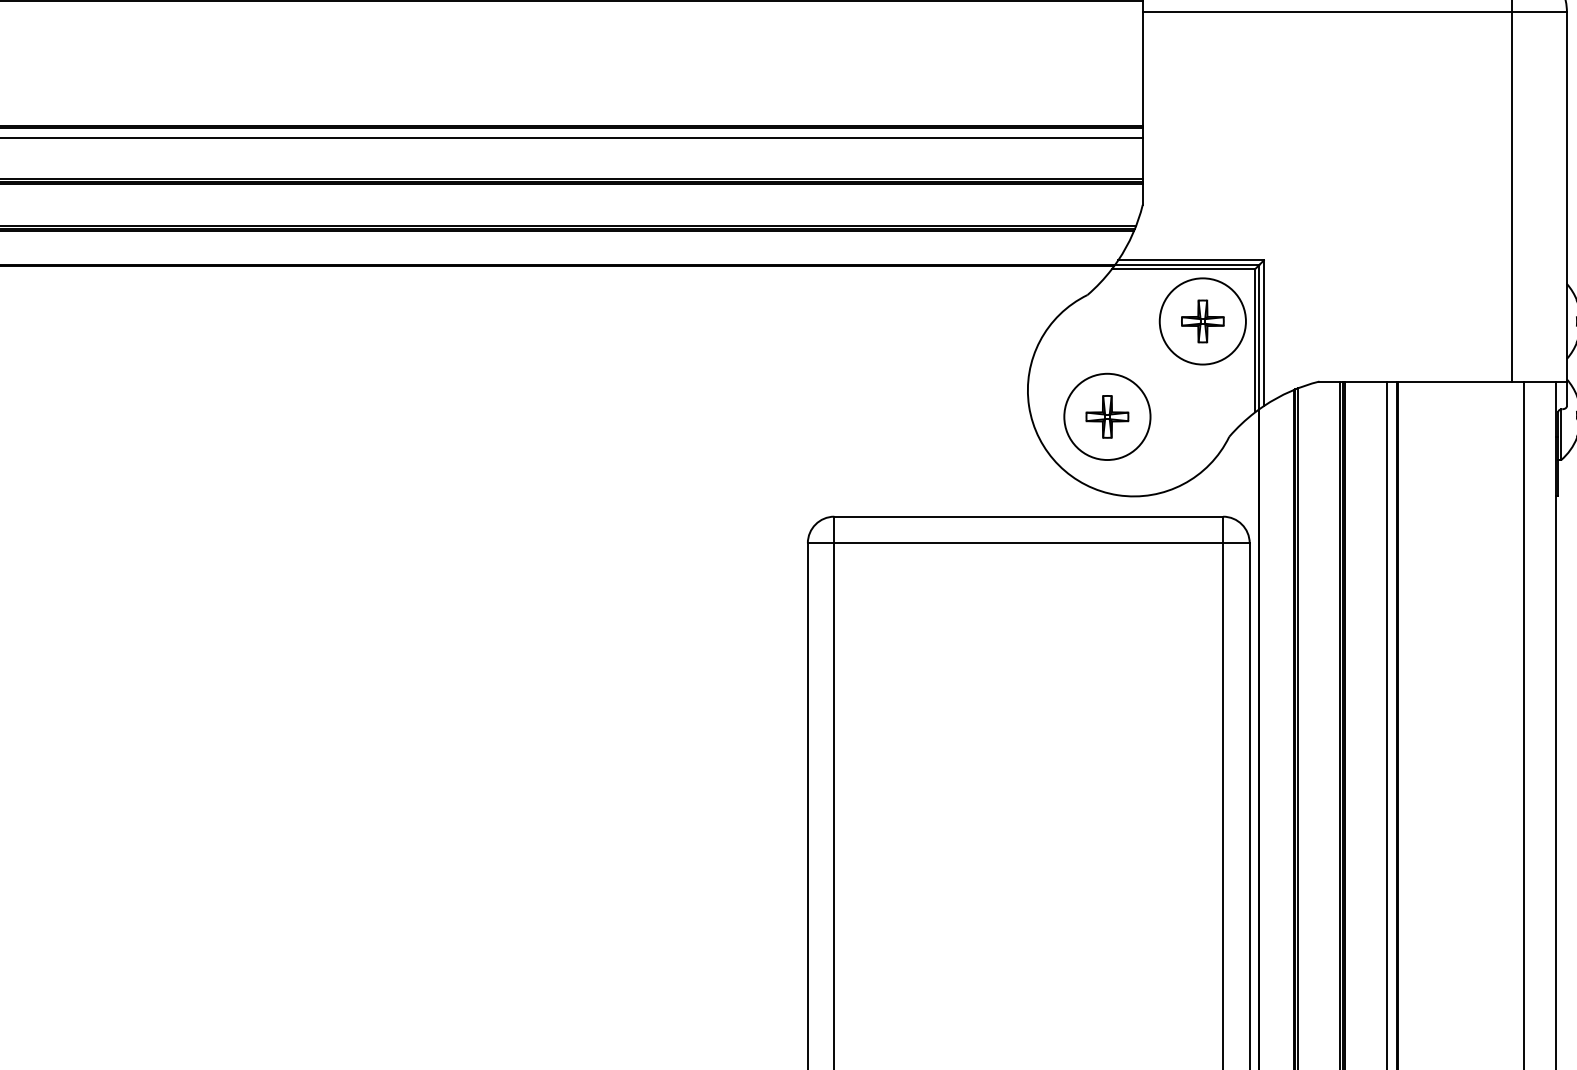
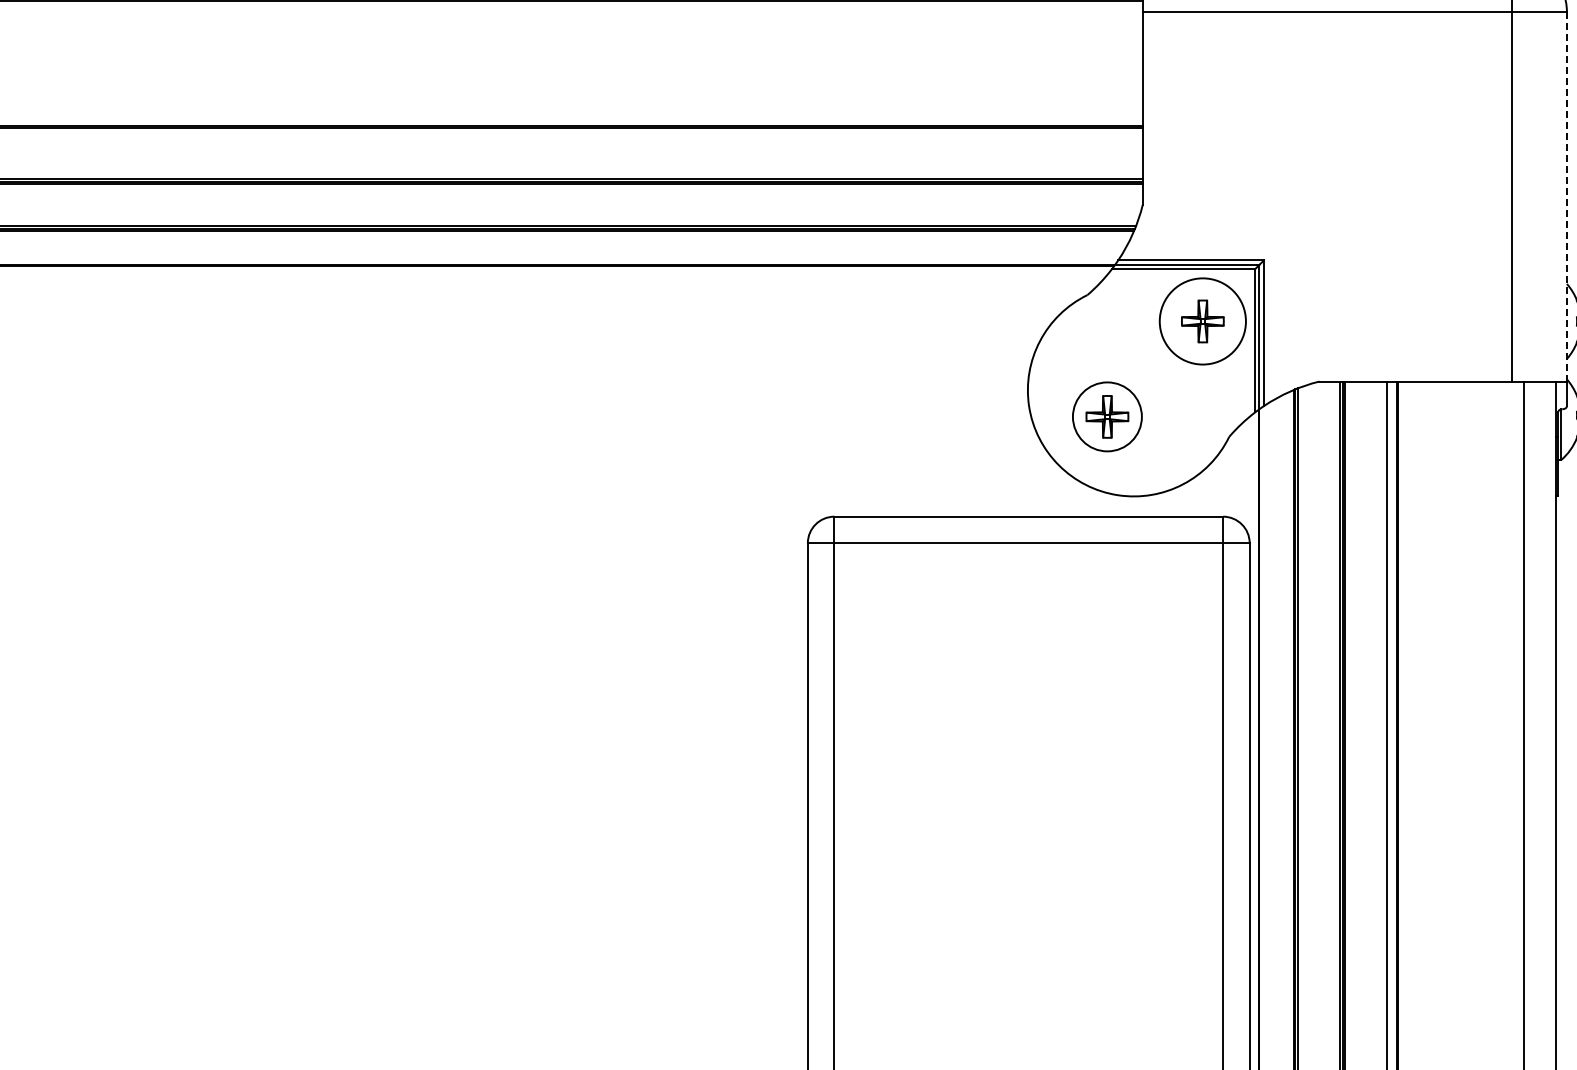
line: present -> none (572, 137)
line: solid -> dashed (1566, 196)
circle diameter: 86 px -> 69 px (1106, 416)
